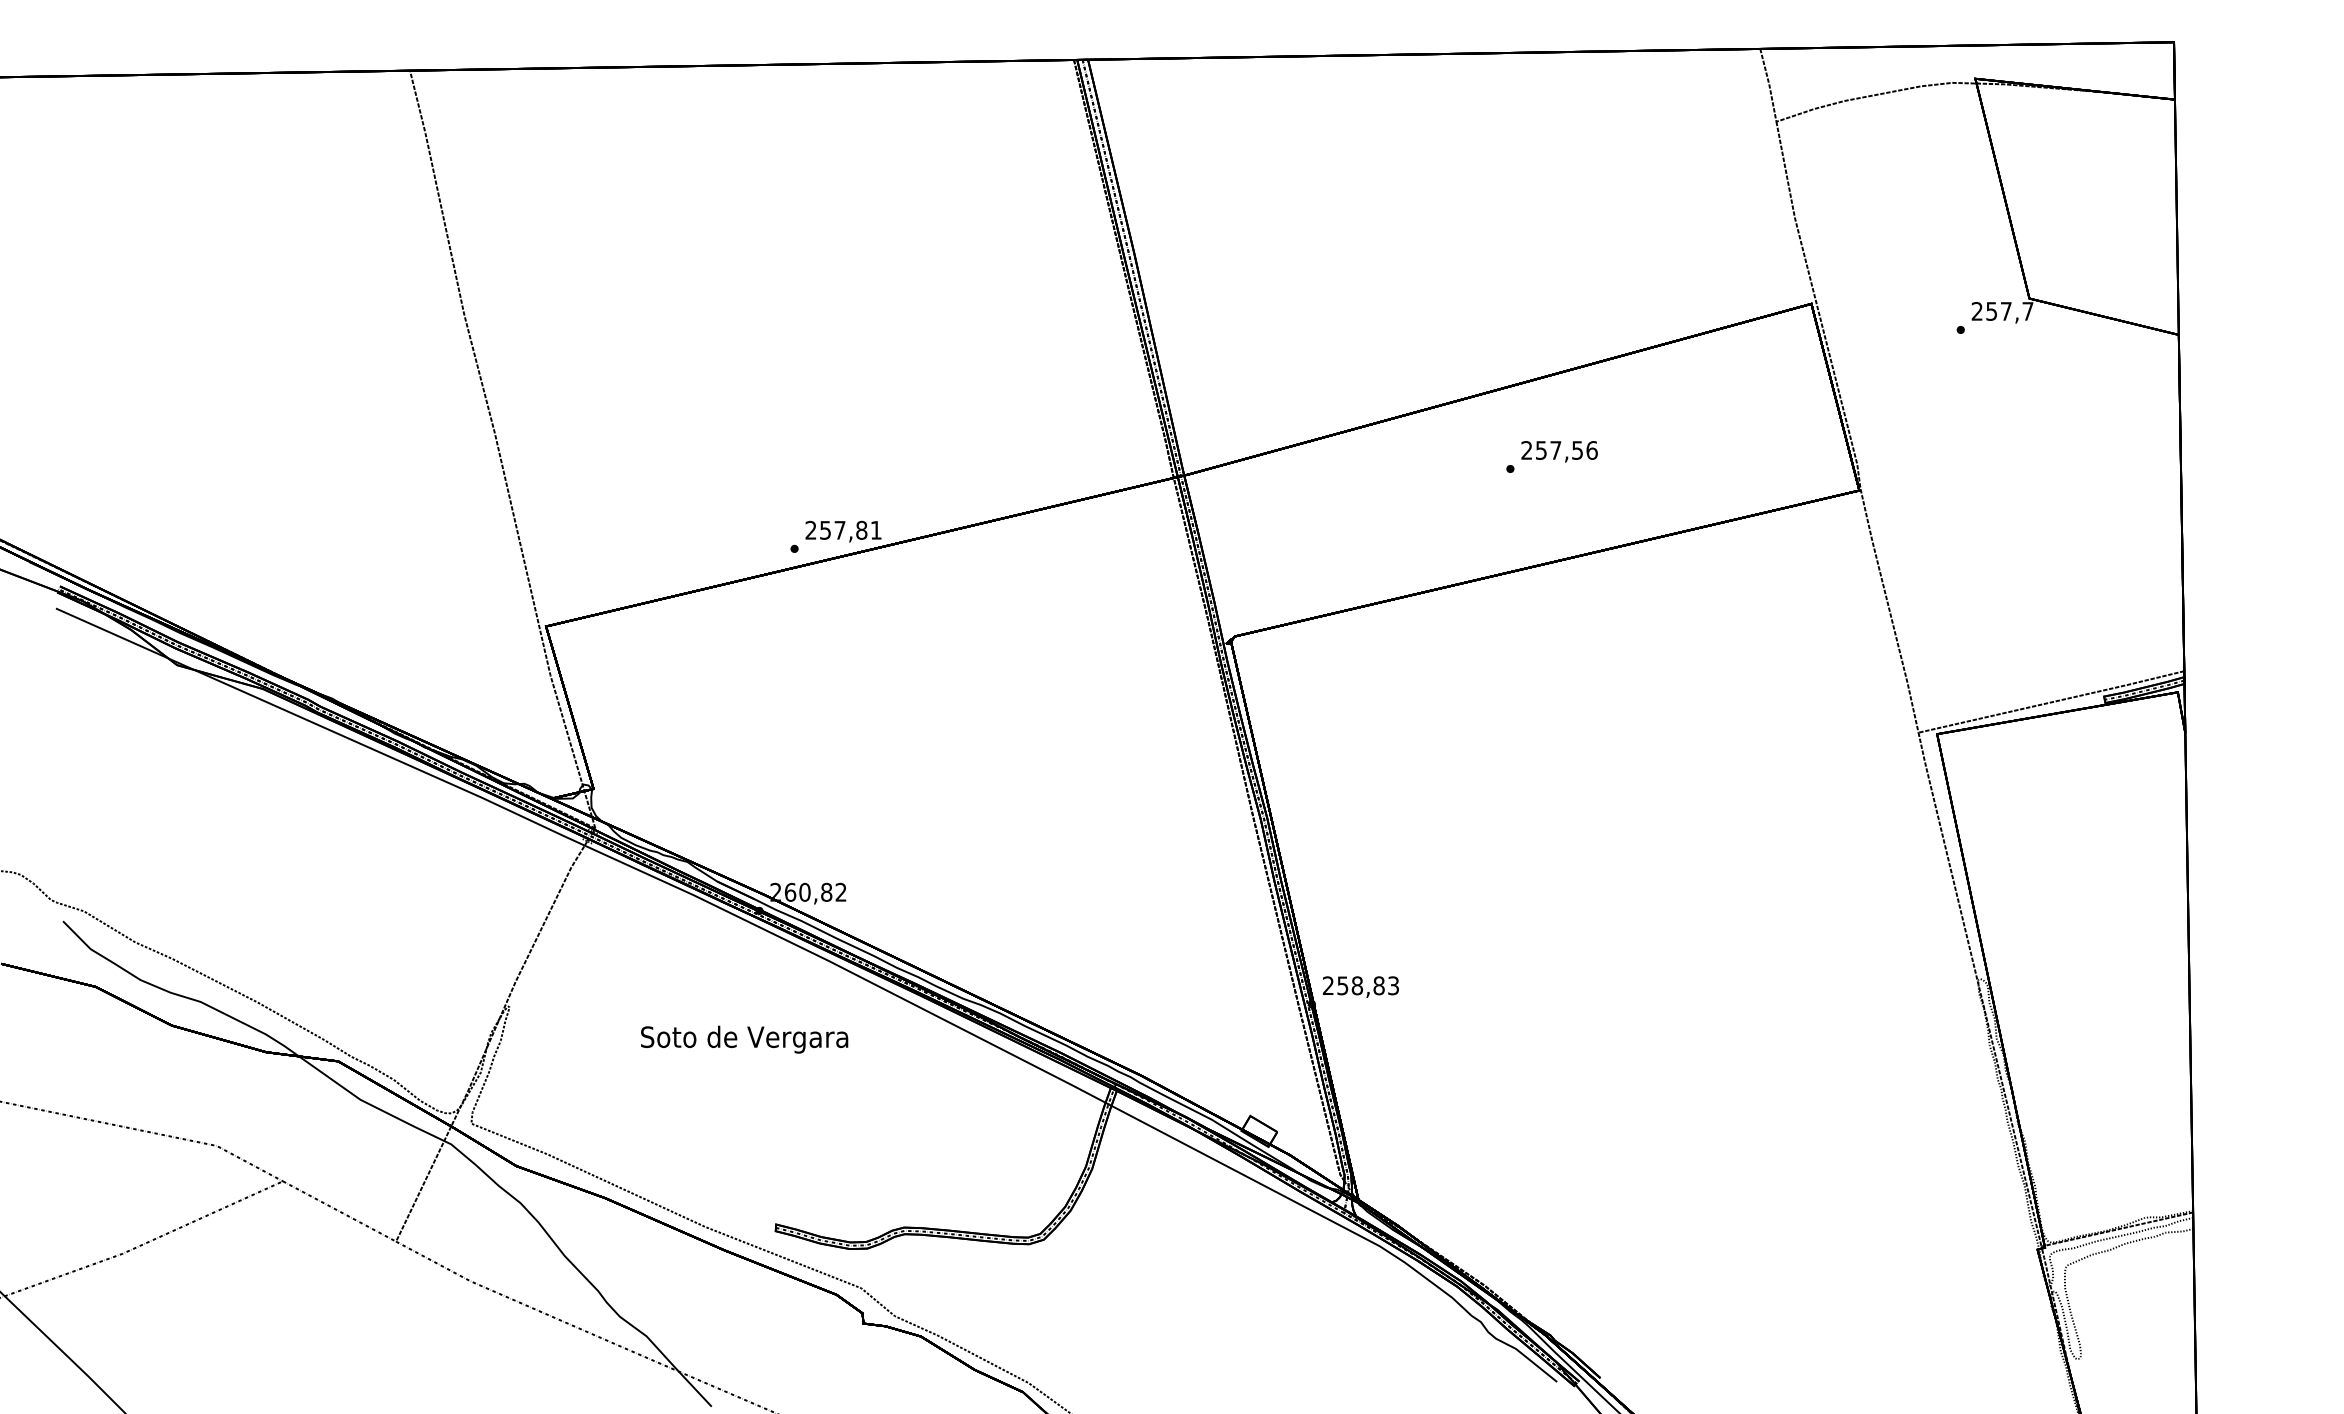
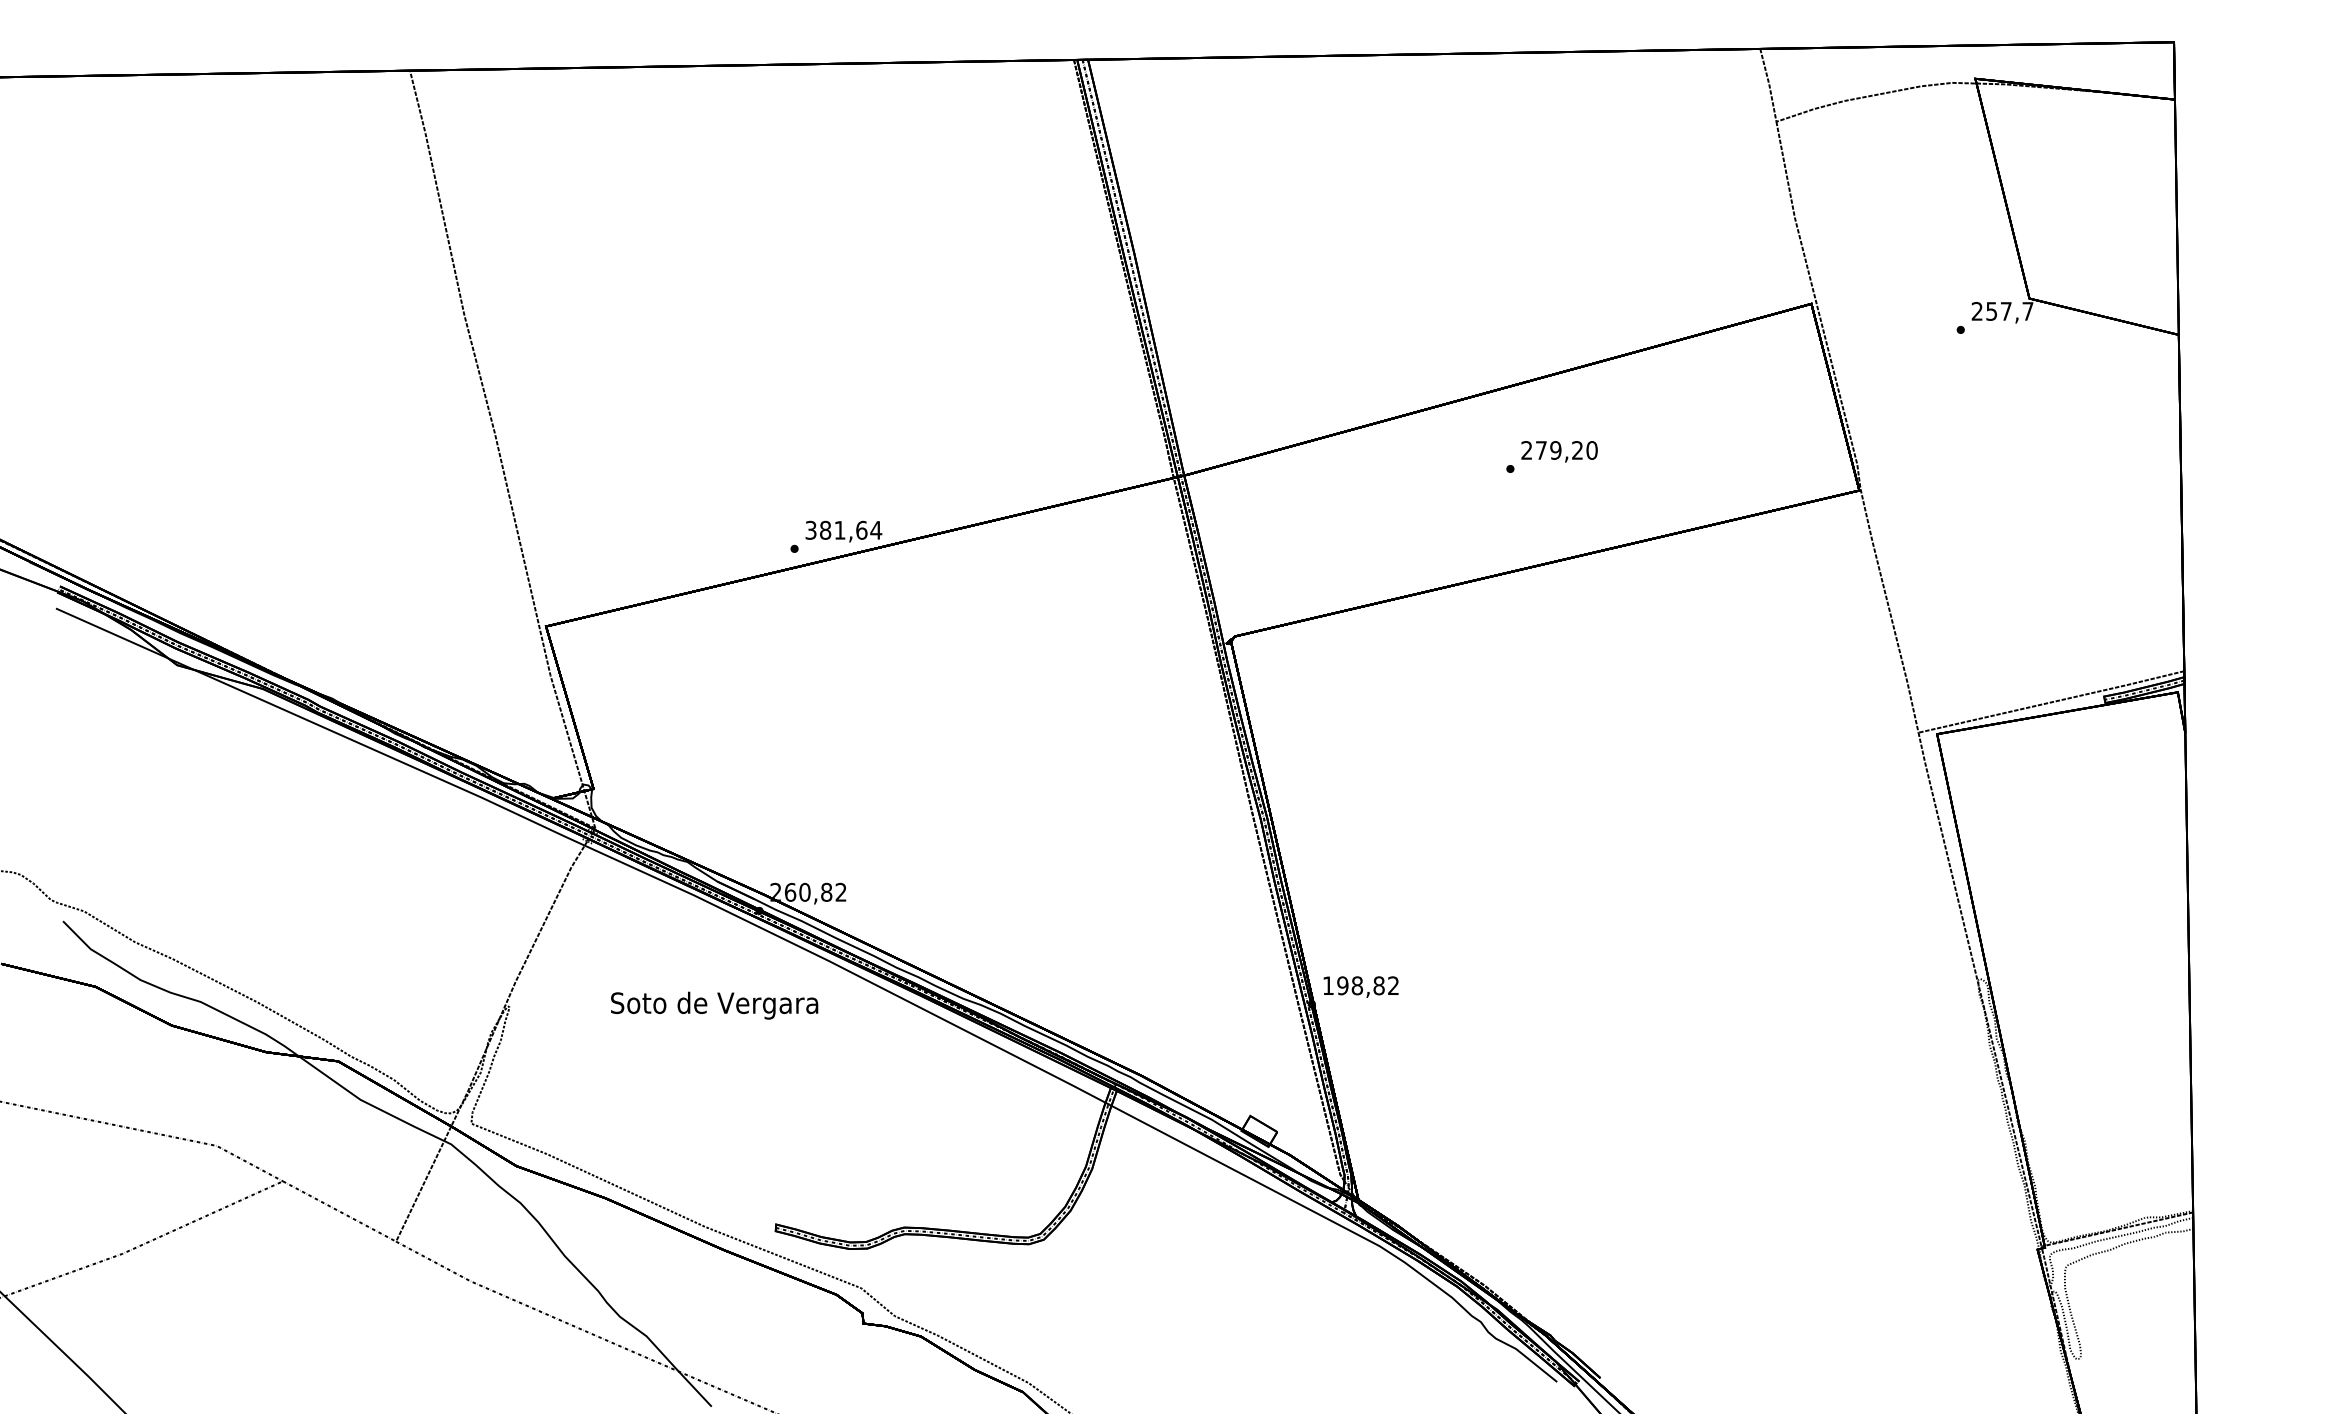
text: 257,56 -> 279,20 (1566, 450)
text: 257,81 -> 381,64 (843, 529)
text: 258,83 -> 198,82 (1360, 985)
text position: (744, 1039) -> (714, 1005) (714, 1005)
